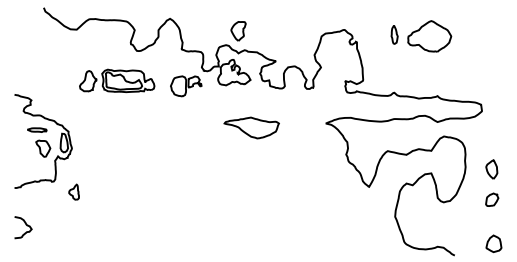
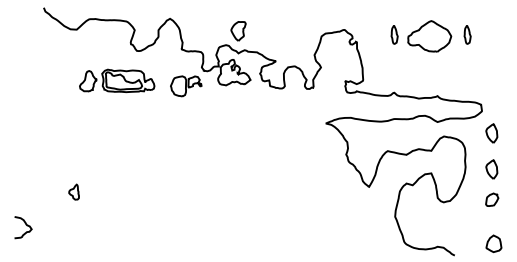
part: none -> present (467, 34)
part: present -> none (251, 127)
part: none -> present (491, 133)
part: present -> none (43, 141)
